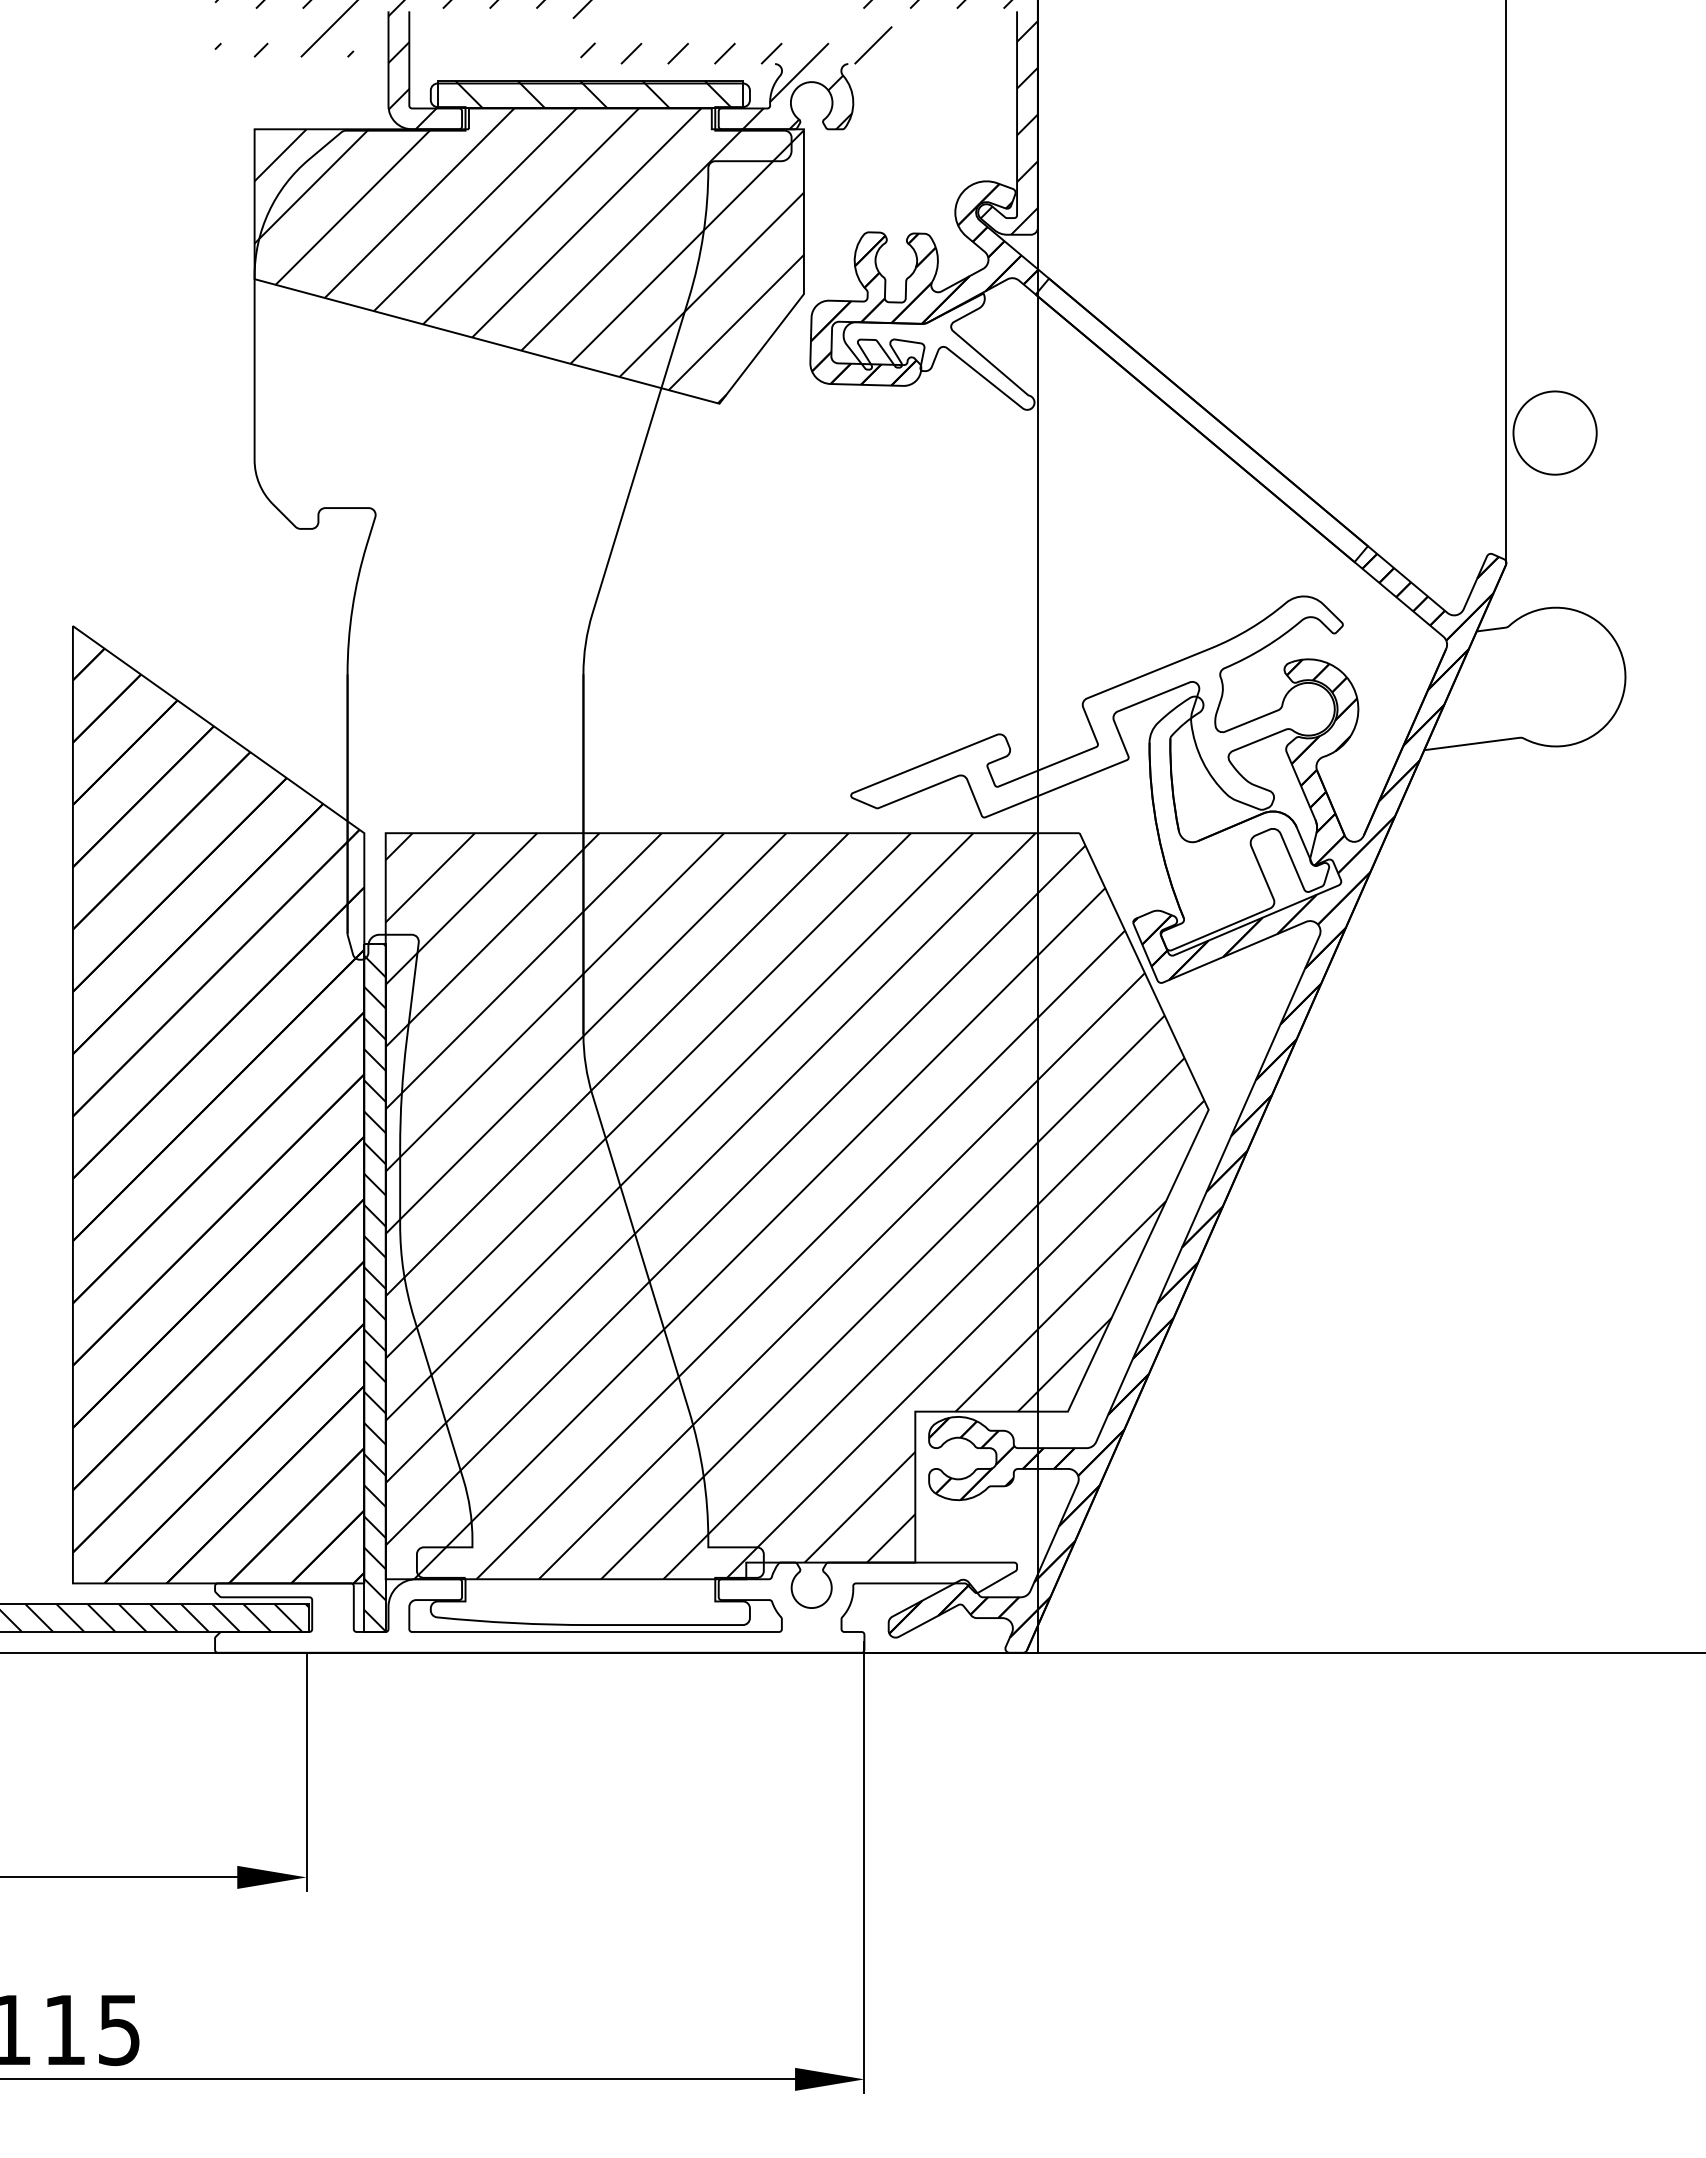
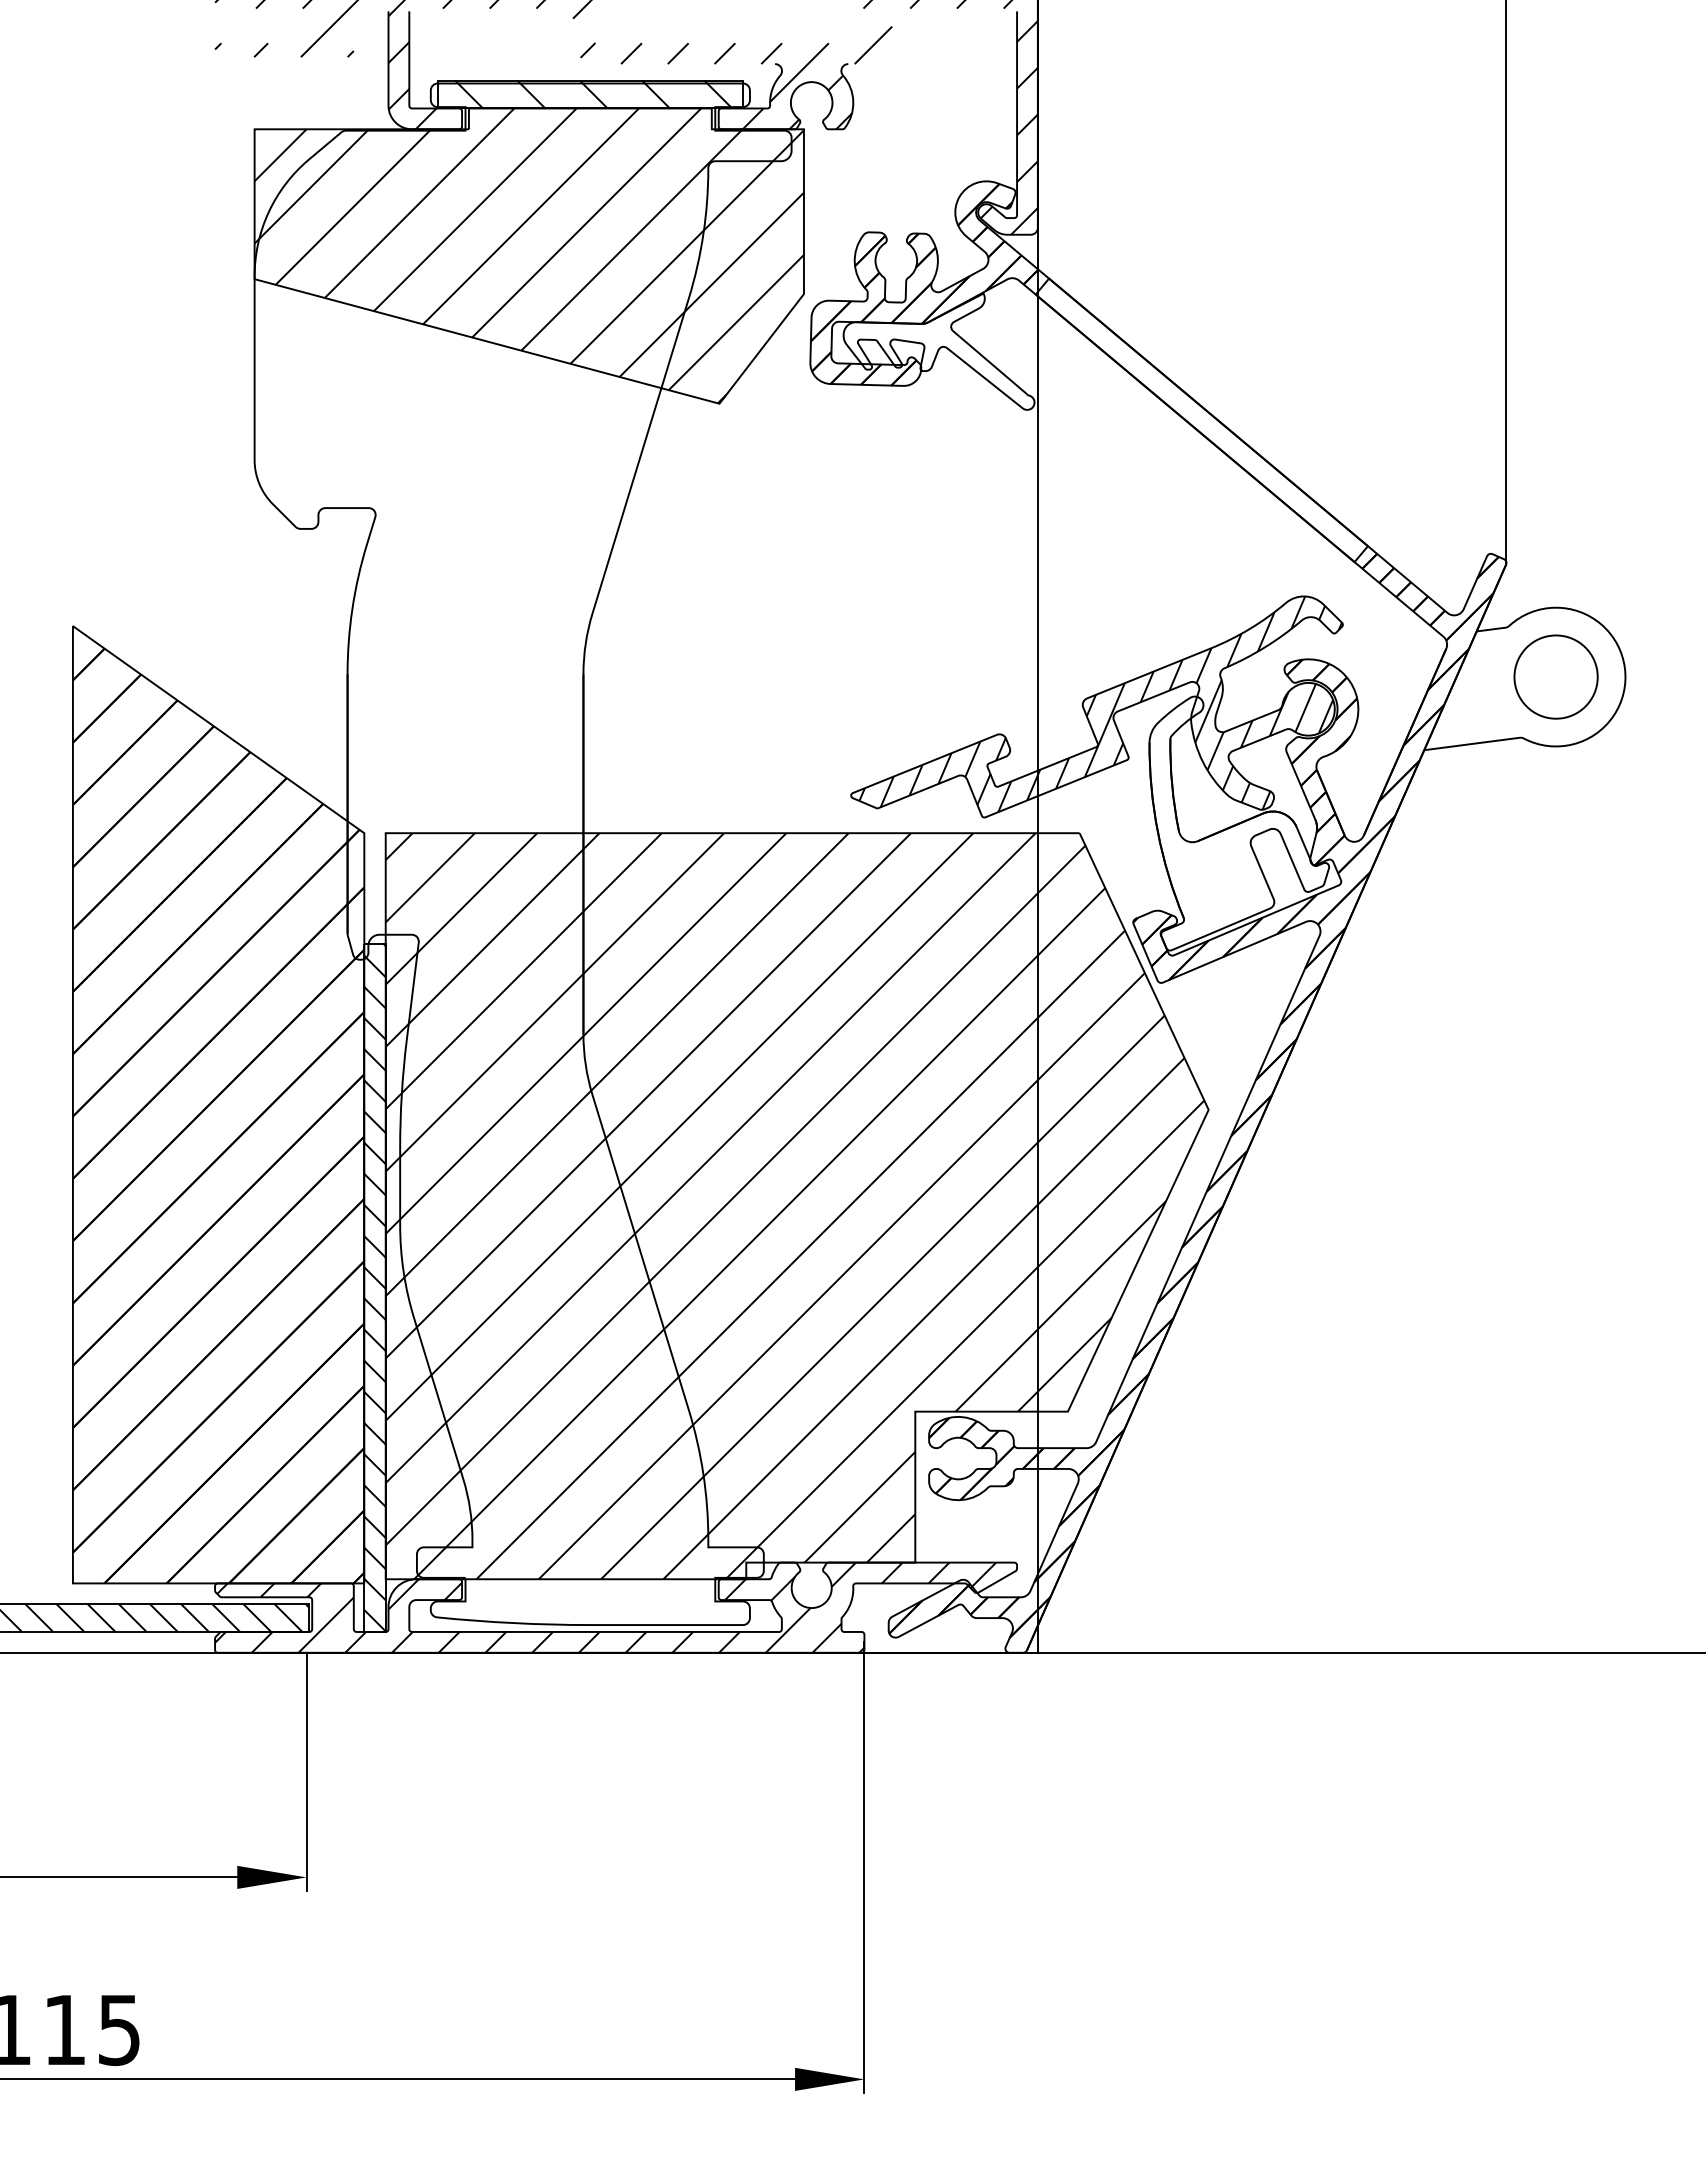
circle position: (1554, 432) -> (1555, 676) (1555, 676)
hatch: none -> present (1100, 704)
hatch: none -> present (605, 1607)
